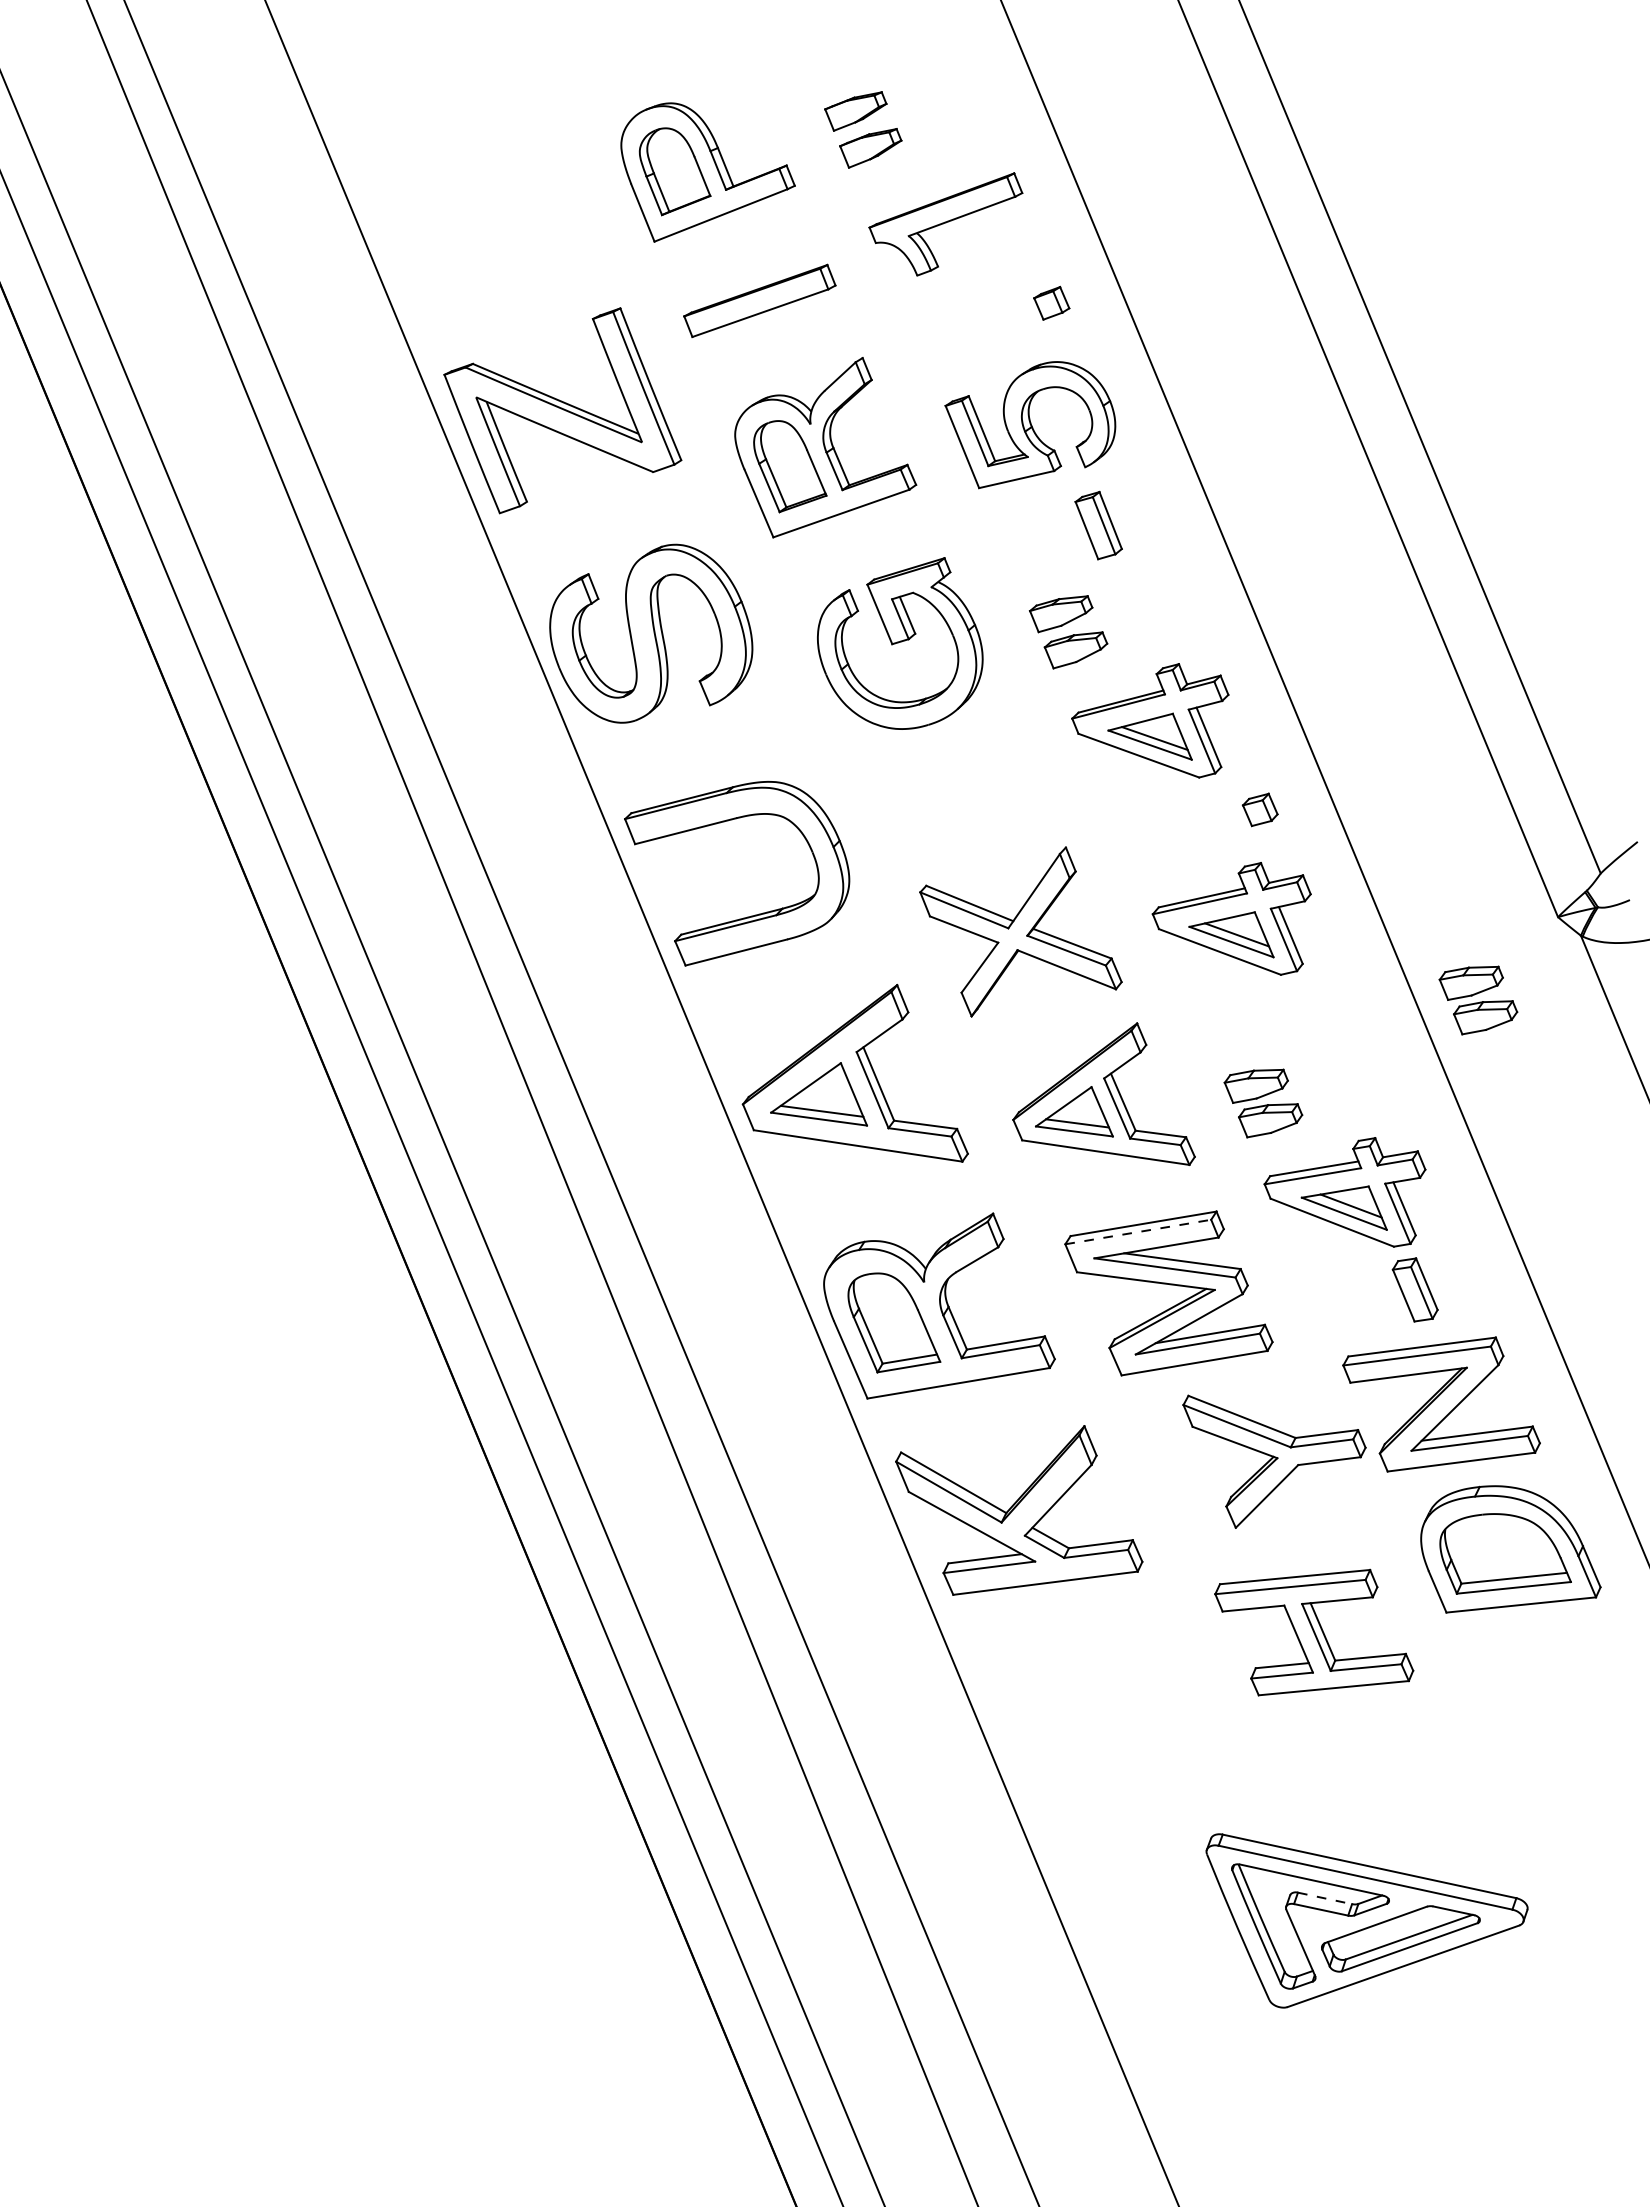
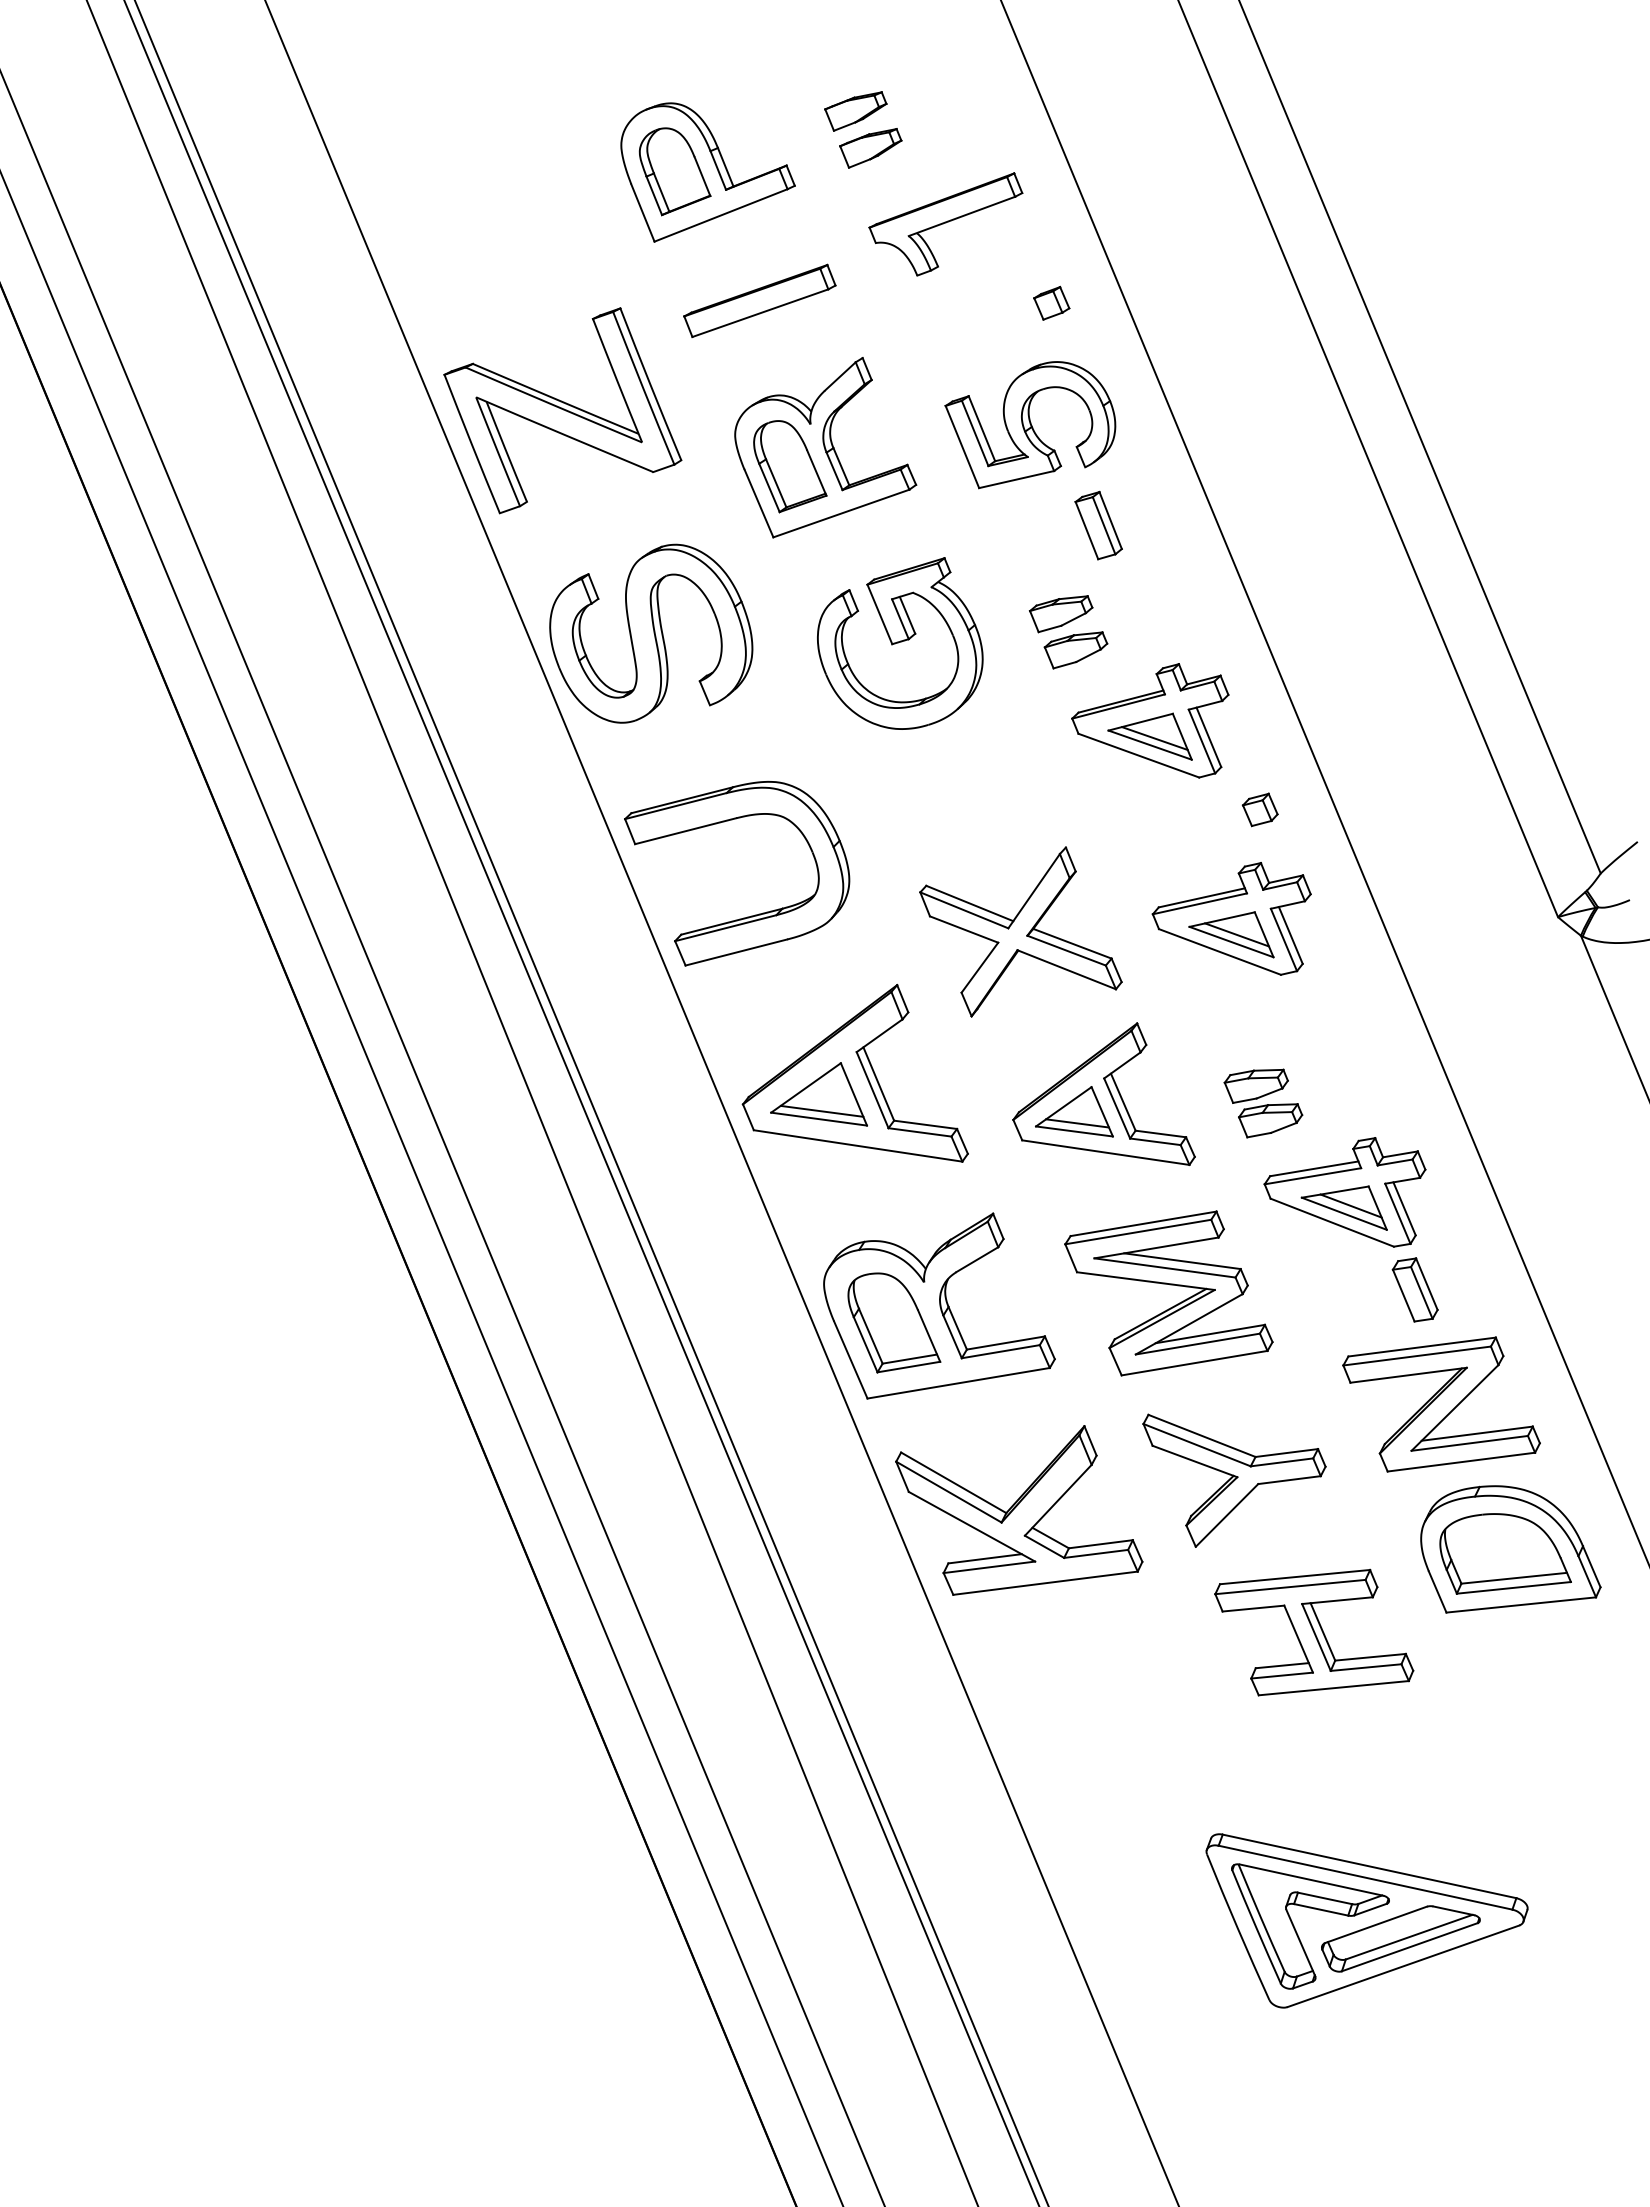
part: present -> none (1478, 1000)
line: none -> present (591, 1102)
line: dashed -> solid (1138, 1232)
part position: (1274, 1461) -> (1234, 1480) (1234, 1480)
line: dashed -> solid (1325, 1898)
